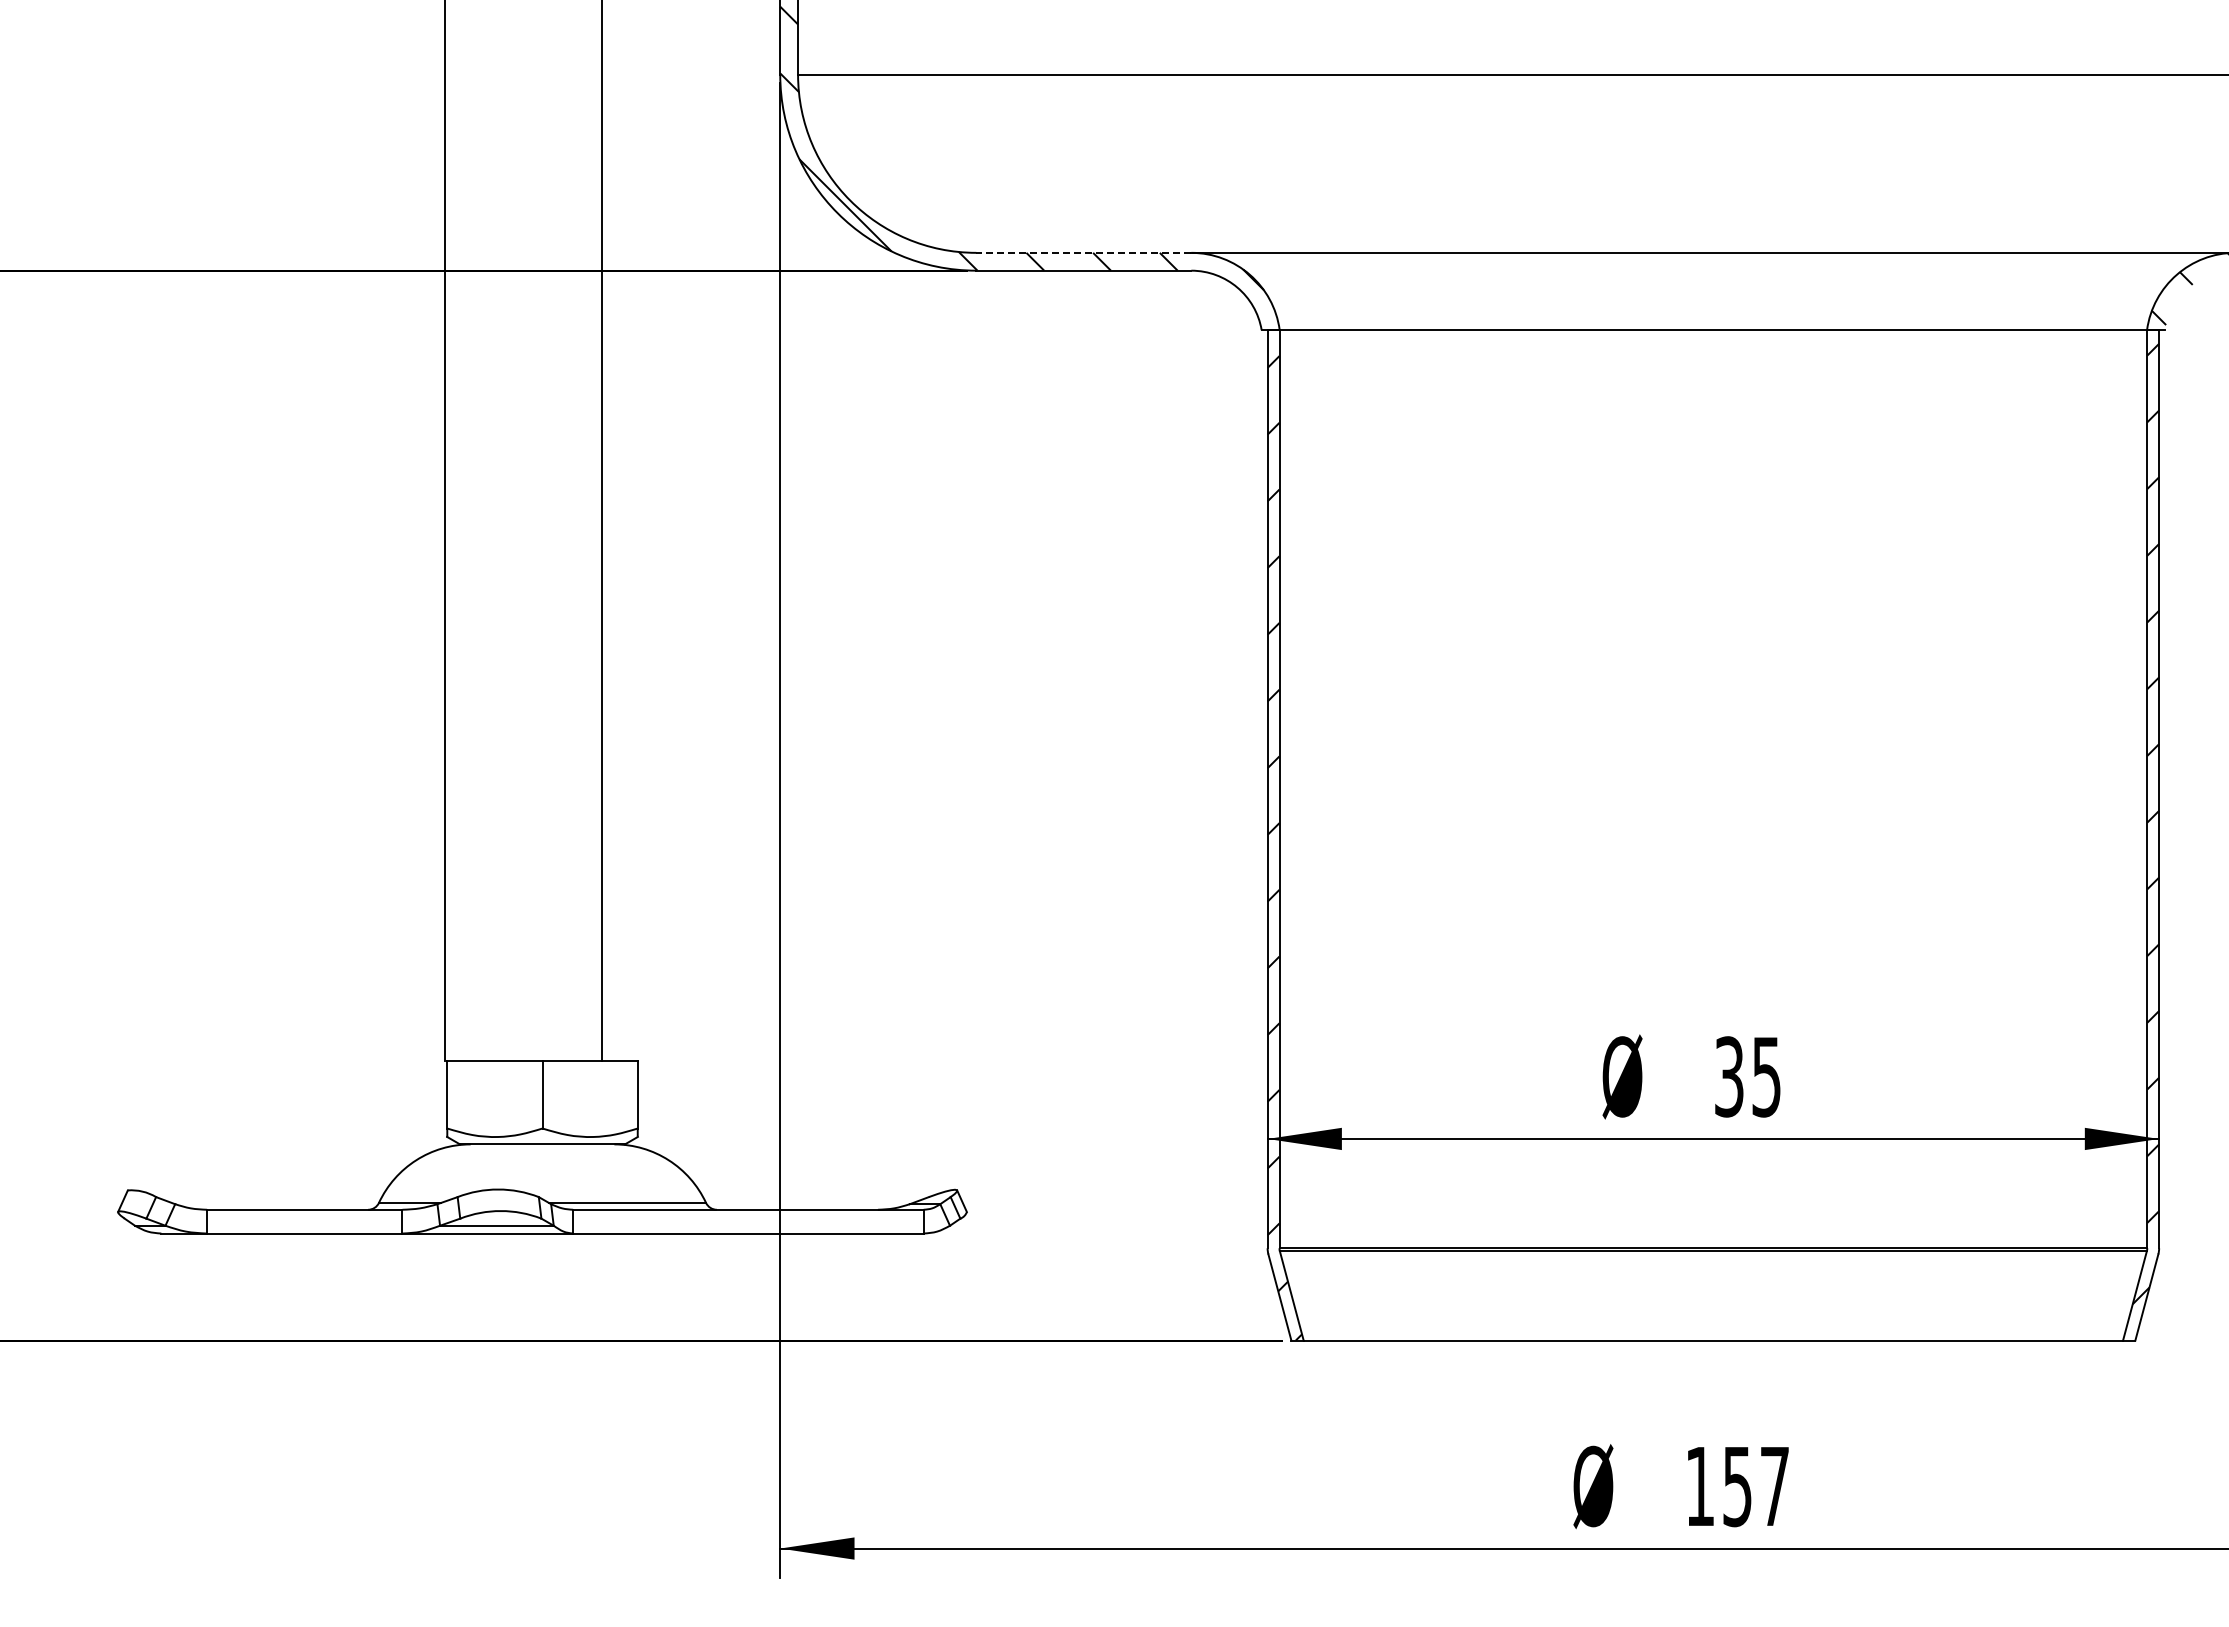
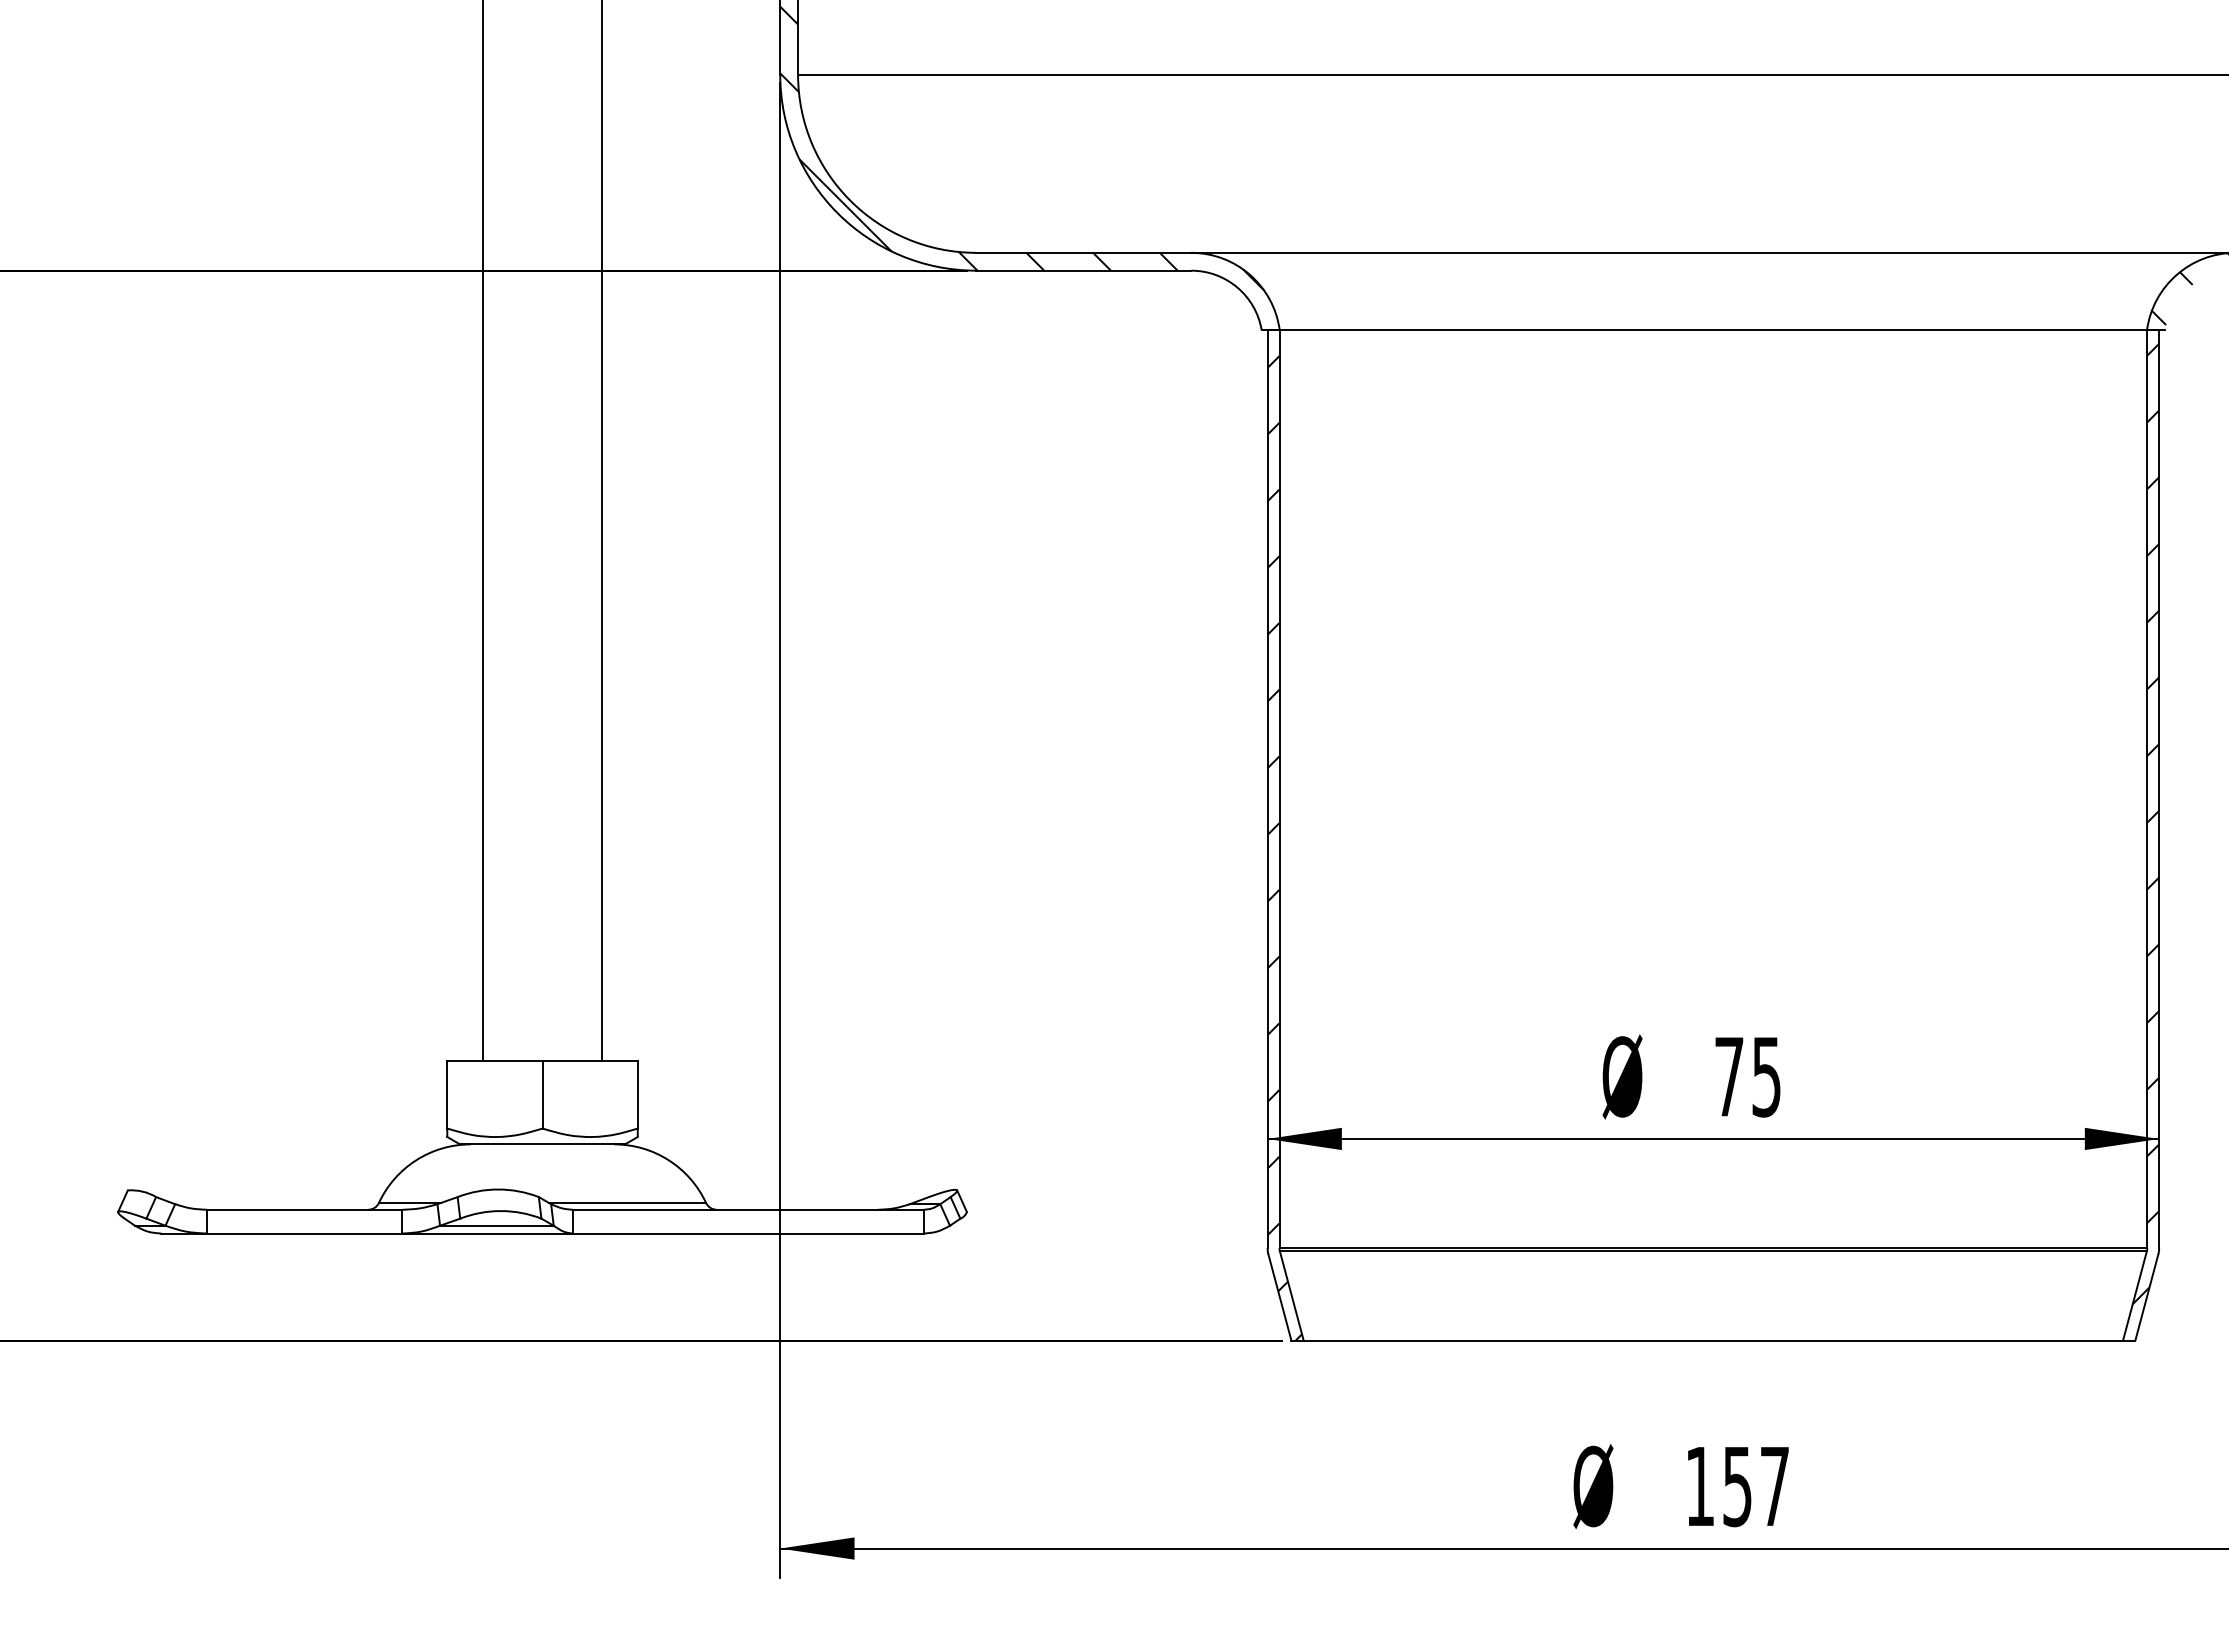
line: dashed -> solid (1083, 252)
line position: (445, 531) -> (483, 531) (483, 531)
text: 35 -> 75 (1729, 1076)
